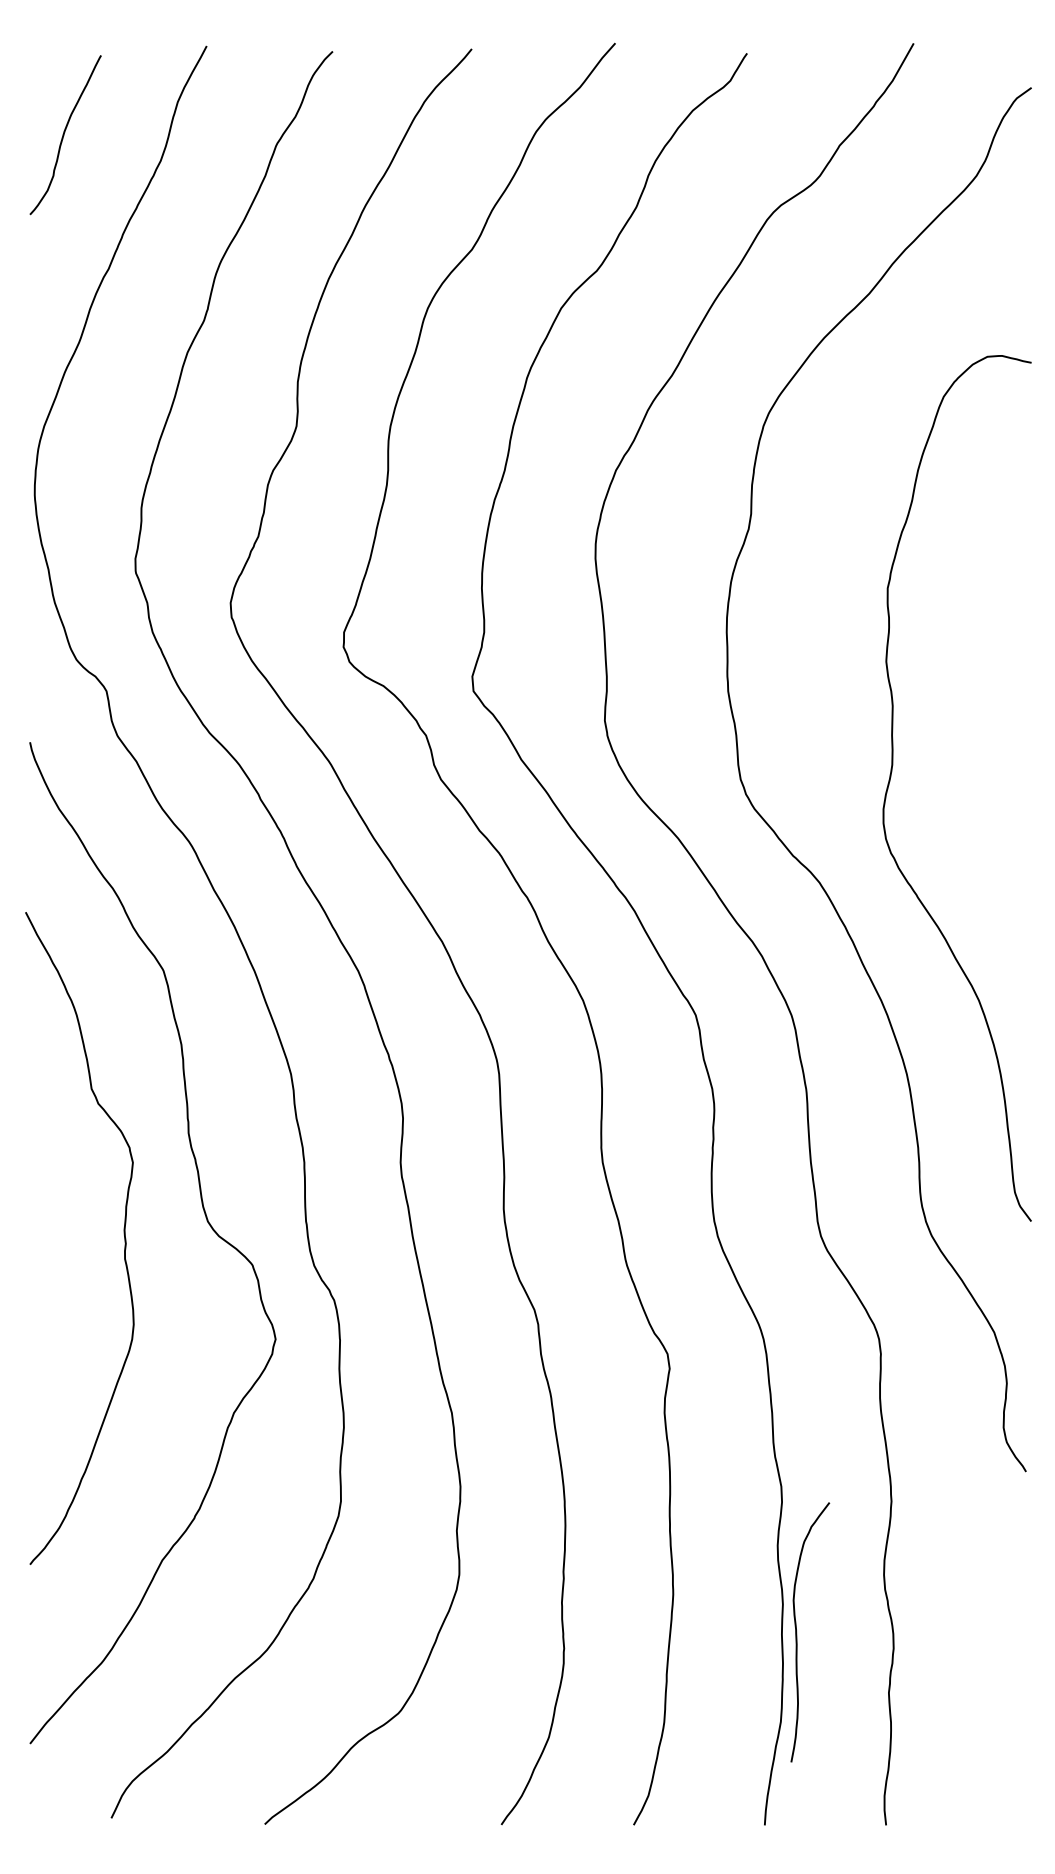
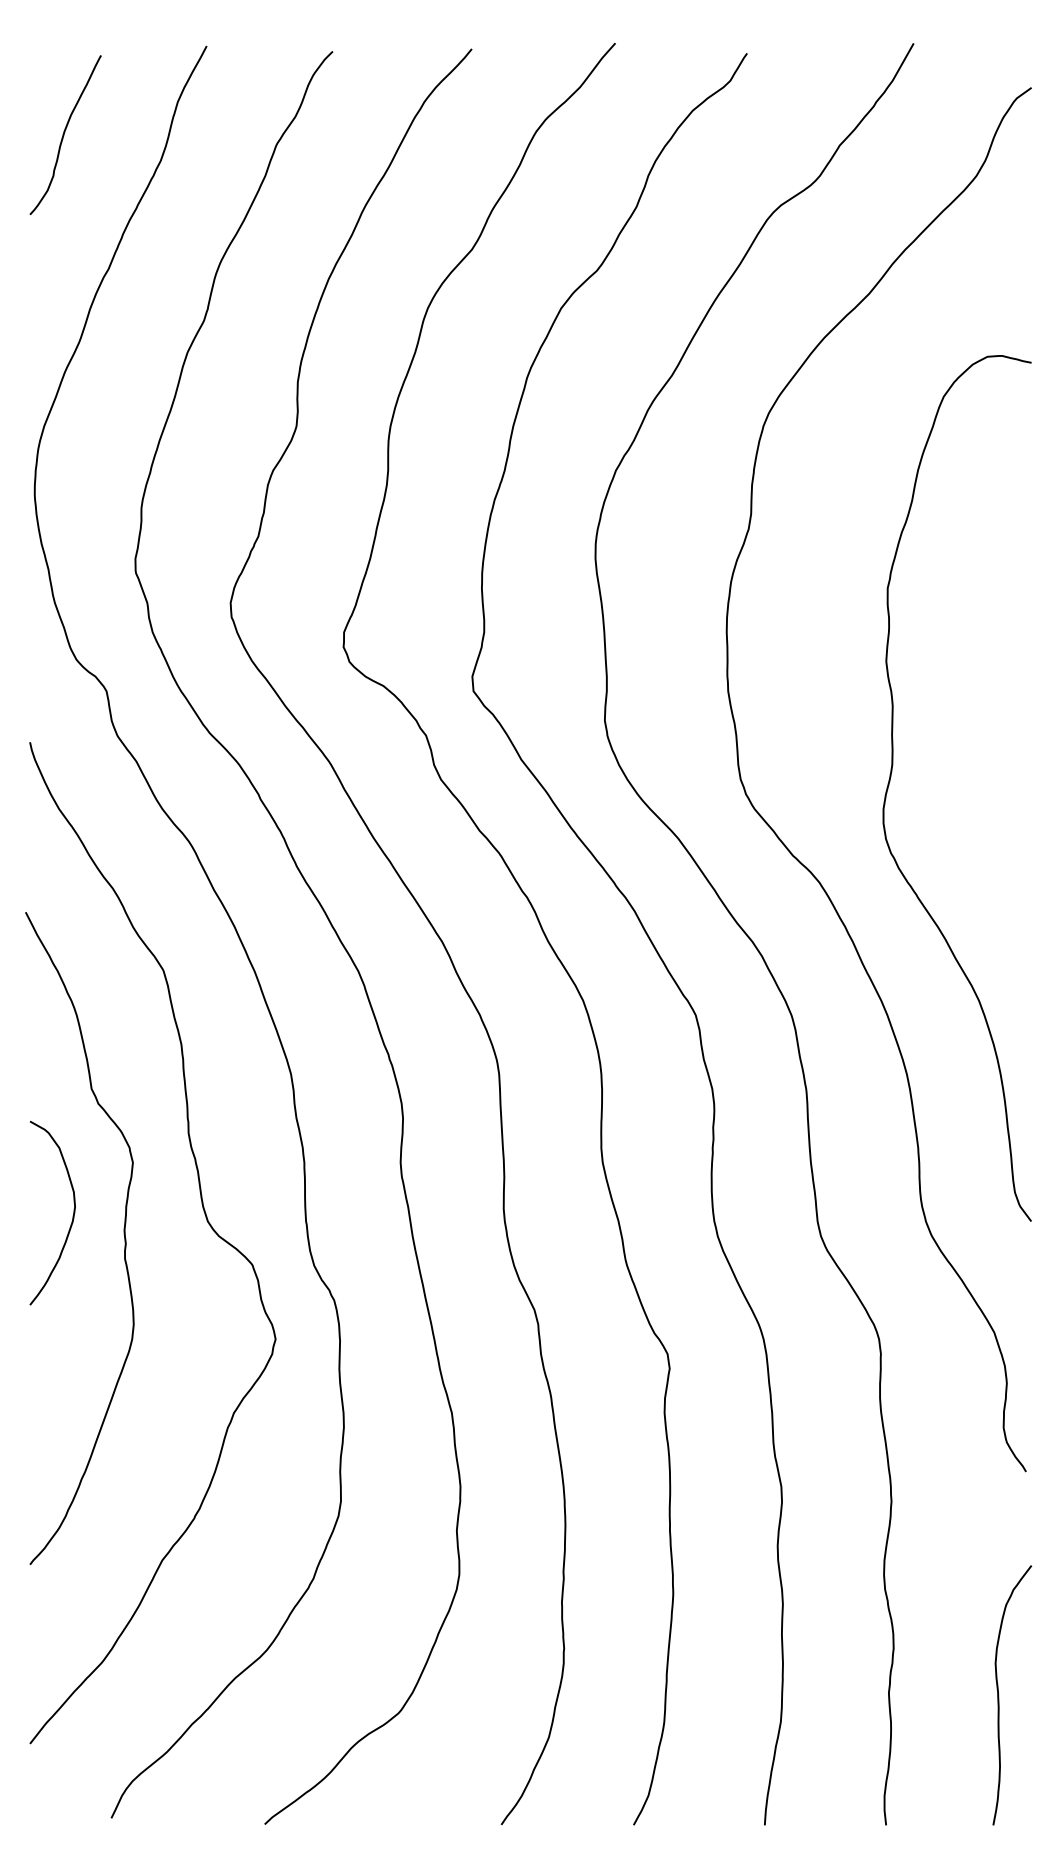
curve: none -> present (72, 1215)
curve position: (797, 1632) -> (999, 1695) (999, 1695)
